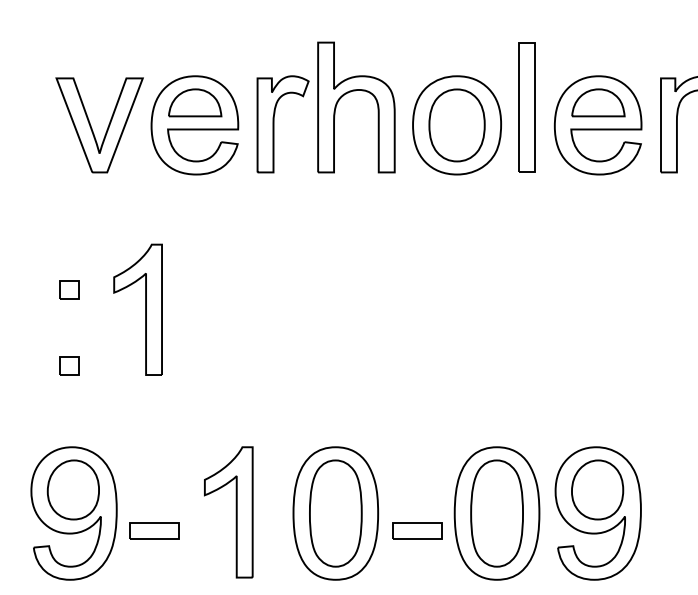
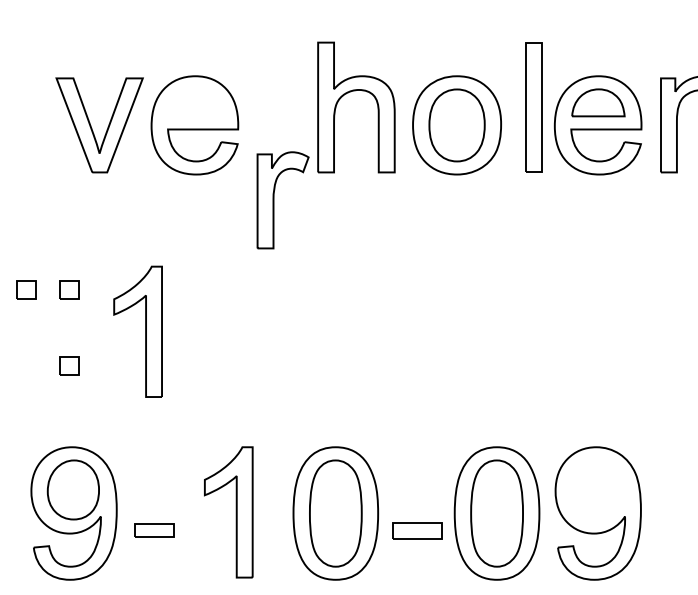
part: present -> none (195, 102)
part position: (526, 107) -> (533, 107) (533, 107)
part position: (274, 124) -> (274, 200) (274, 200)
part: none -> present (26, 289)
part position: (145, 309) -> (145, 331) (145, 331)
part: present -> none (597, 489)
part size: 51x18 px -> 41x15 px (154, 530)
